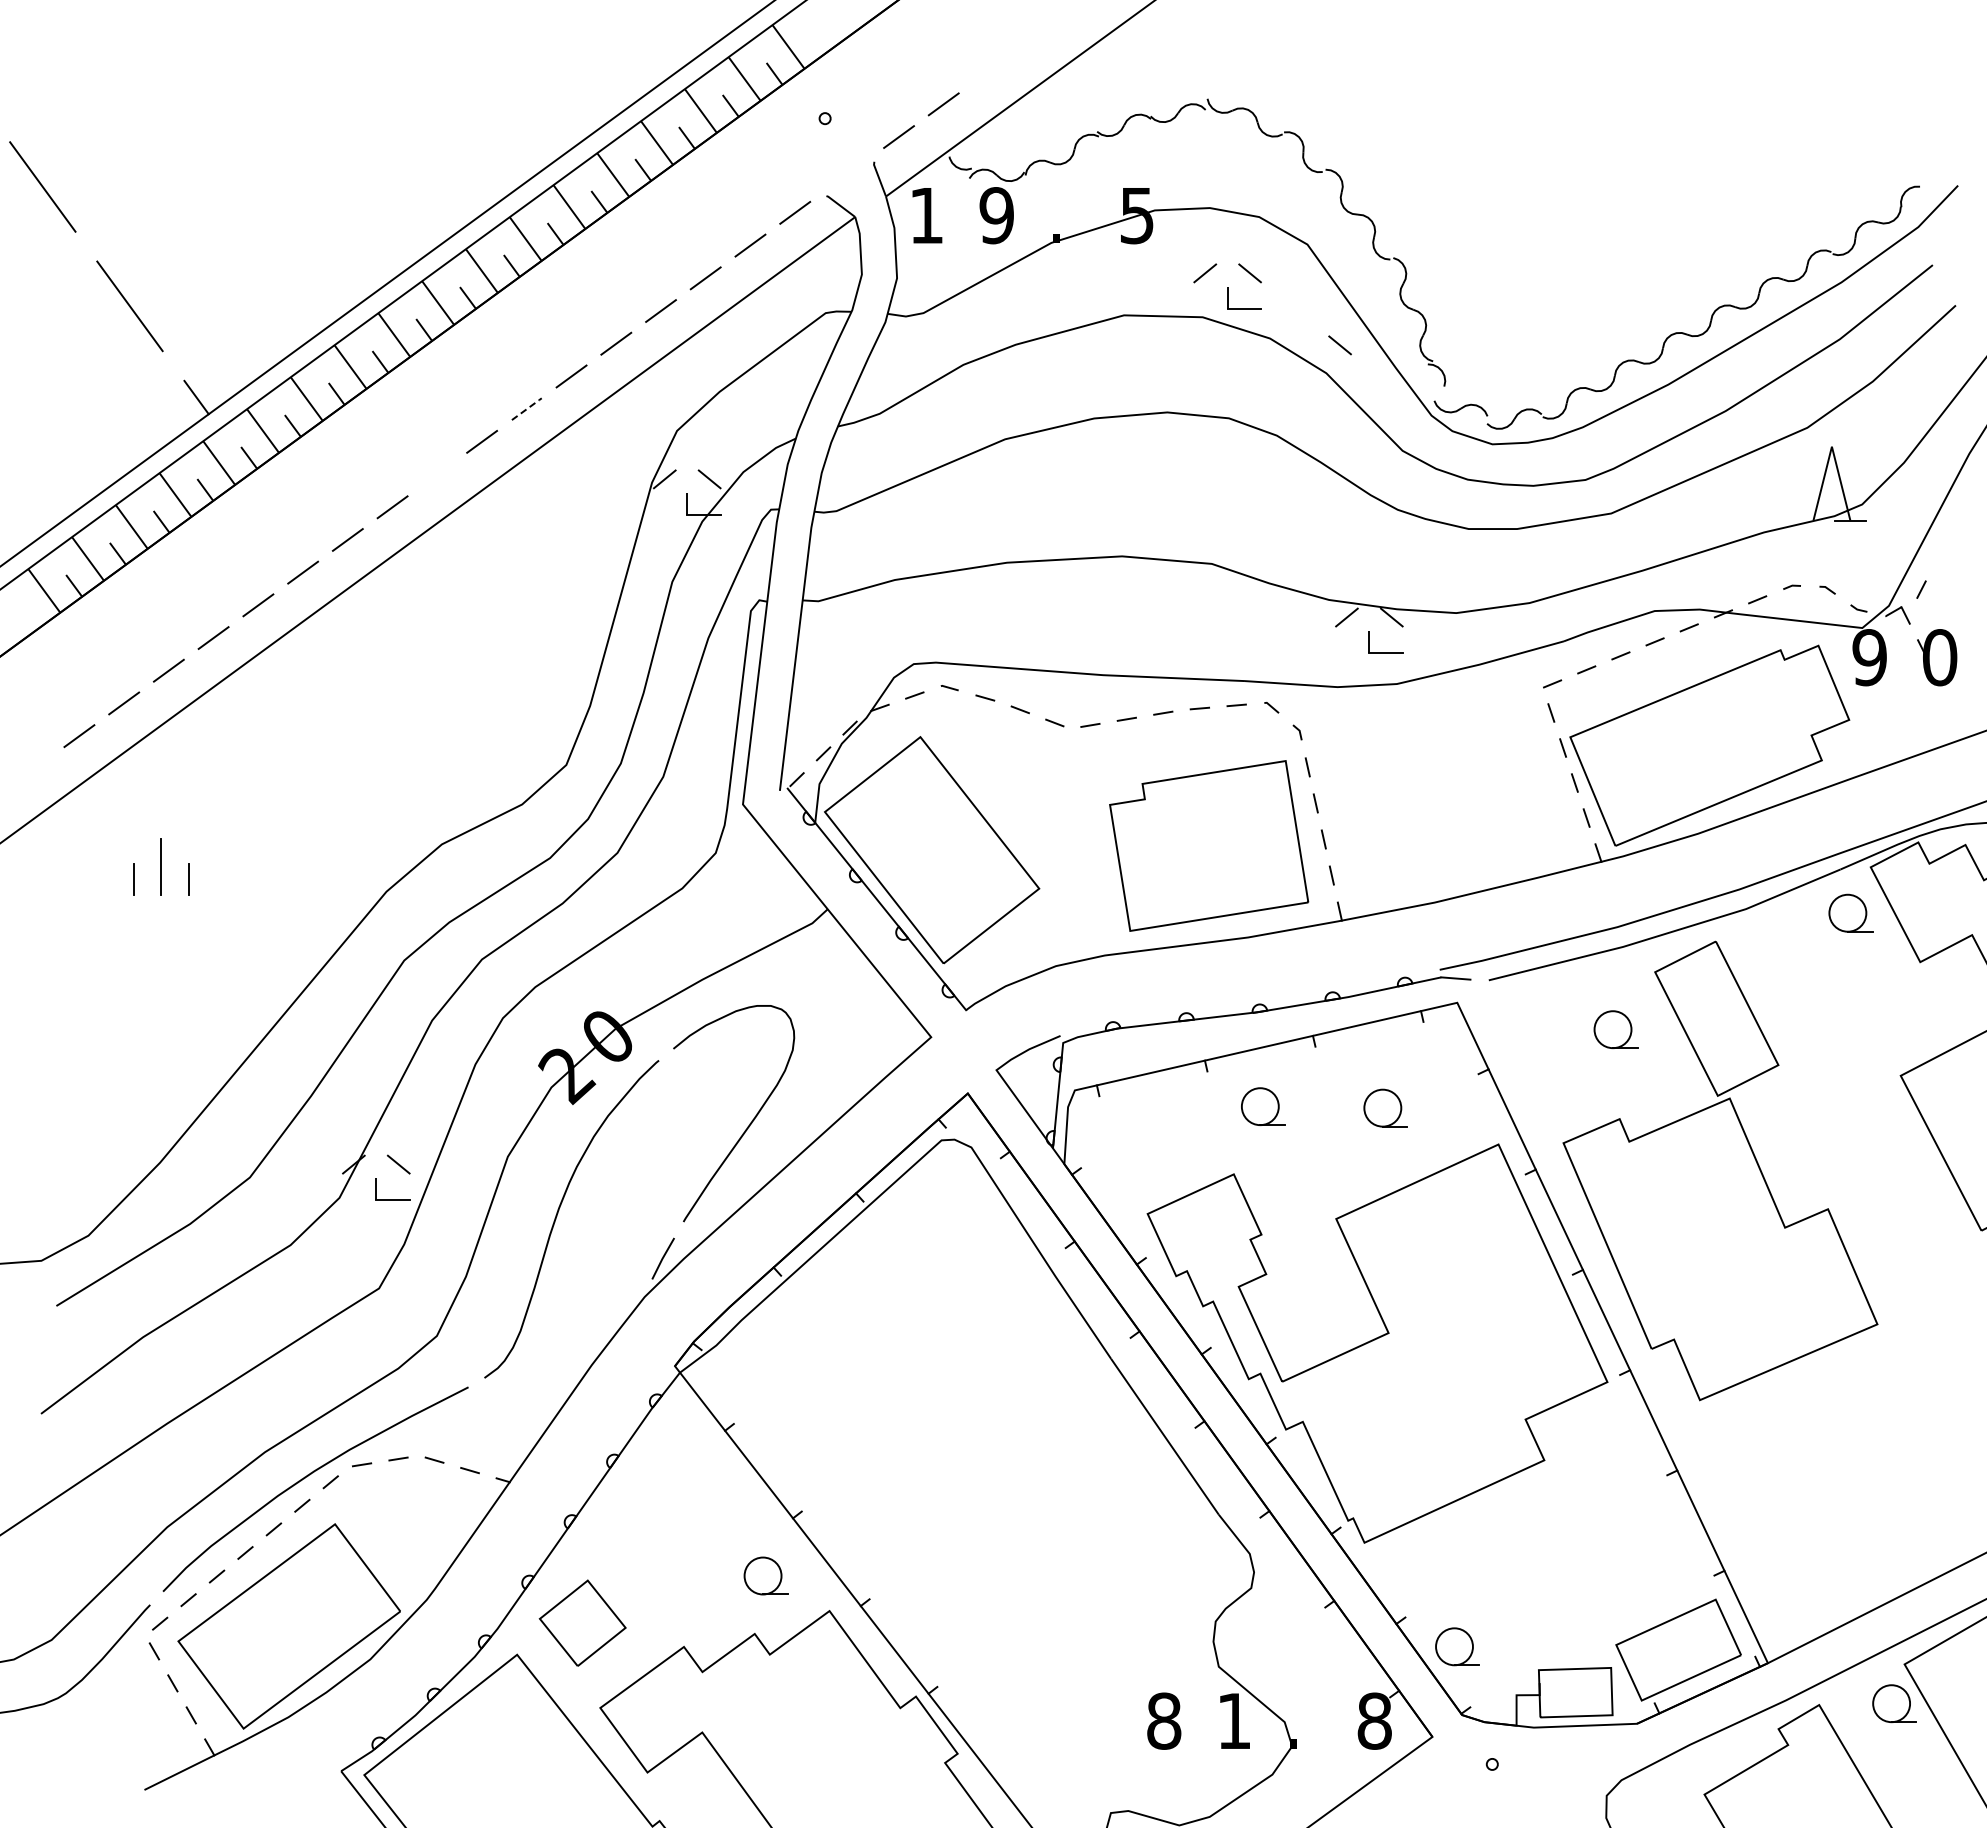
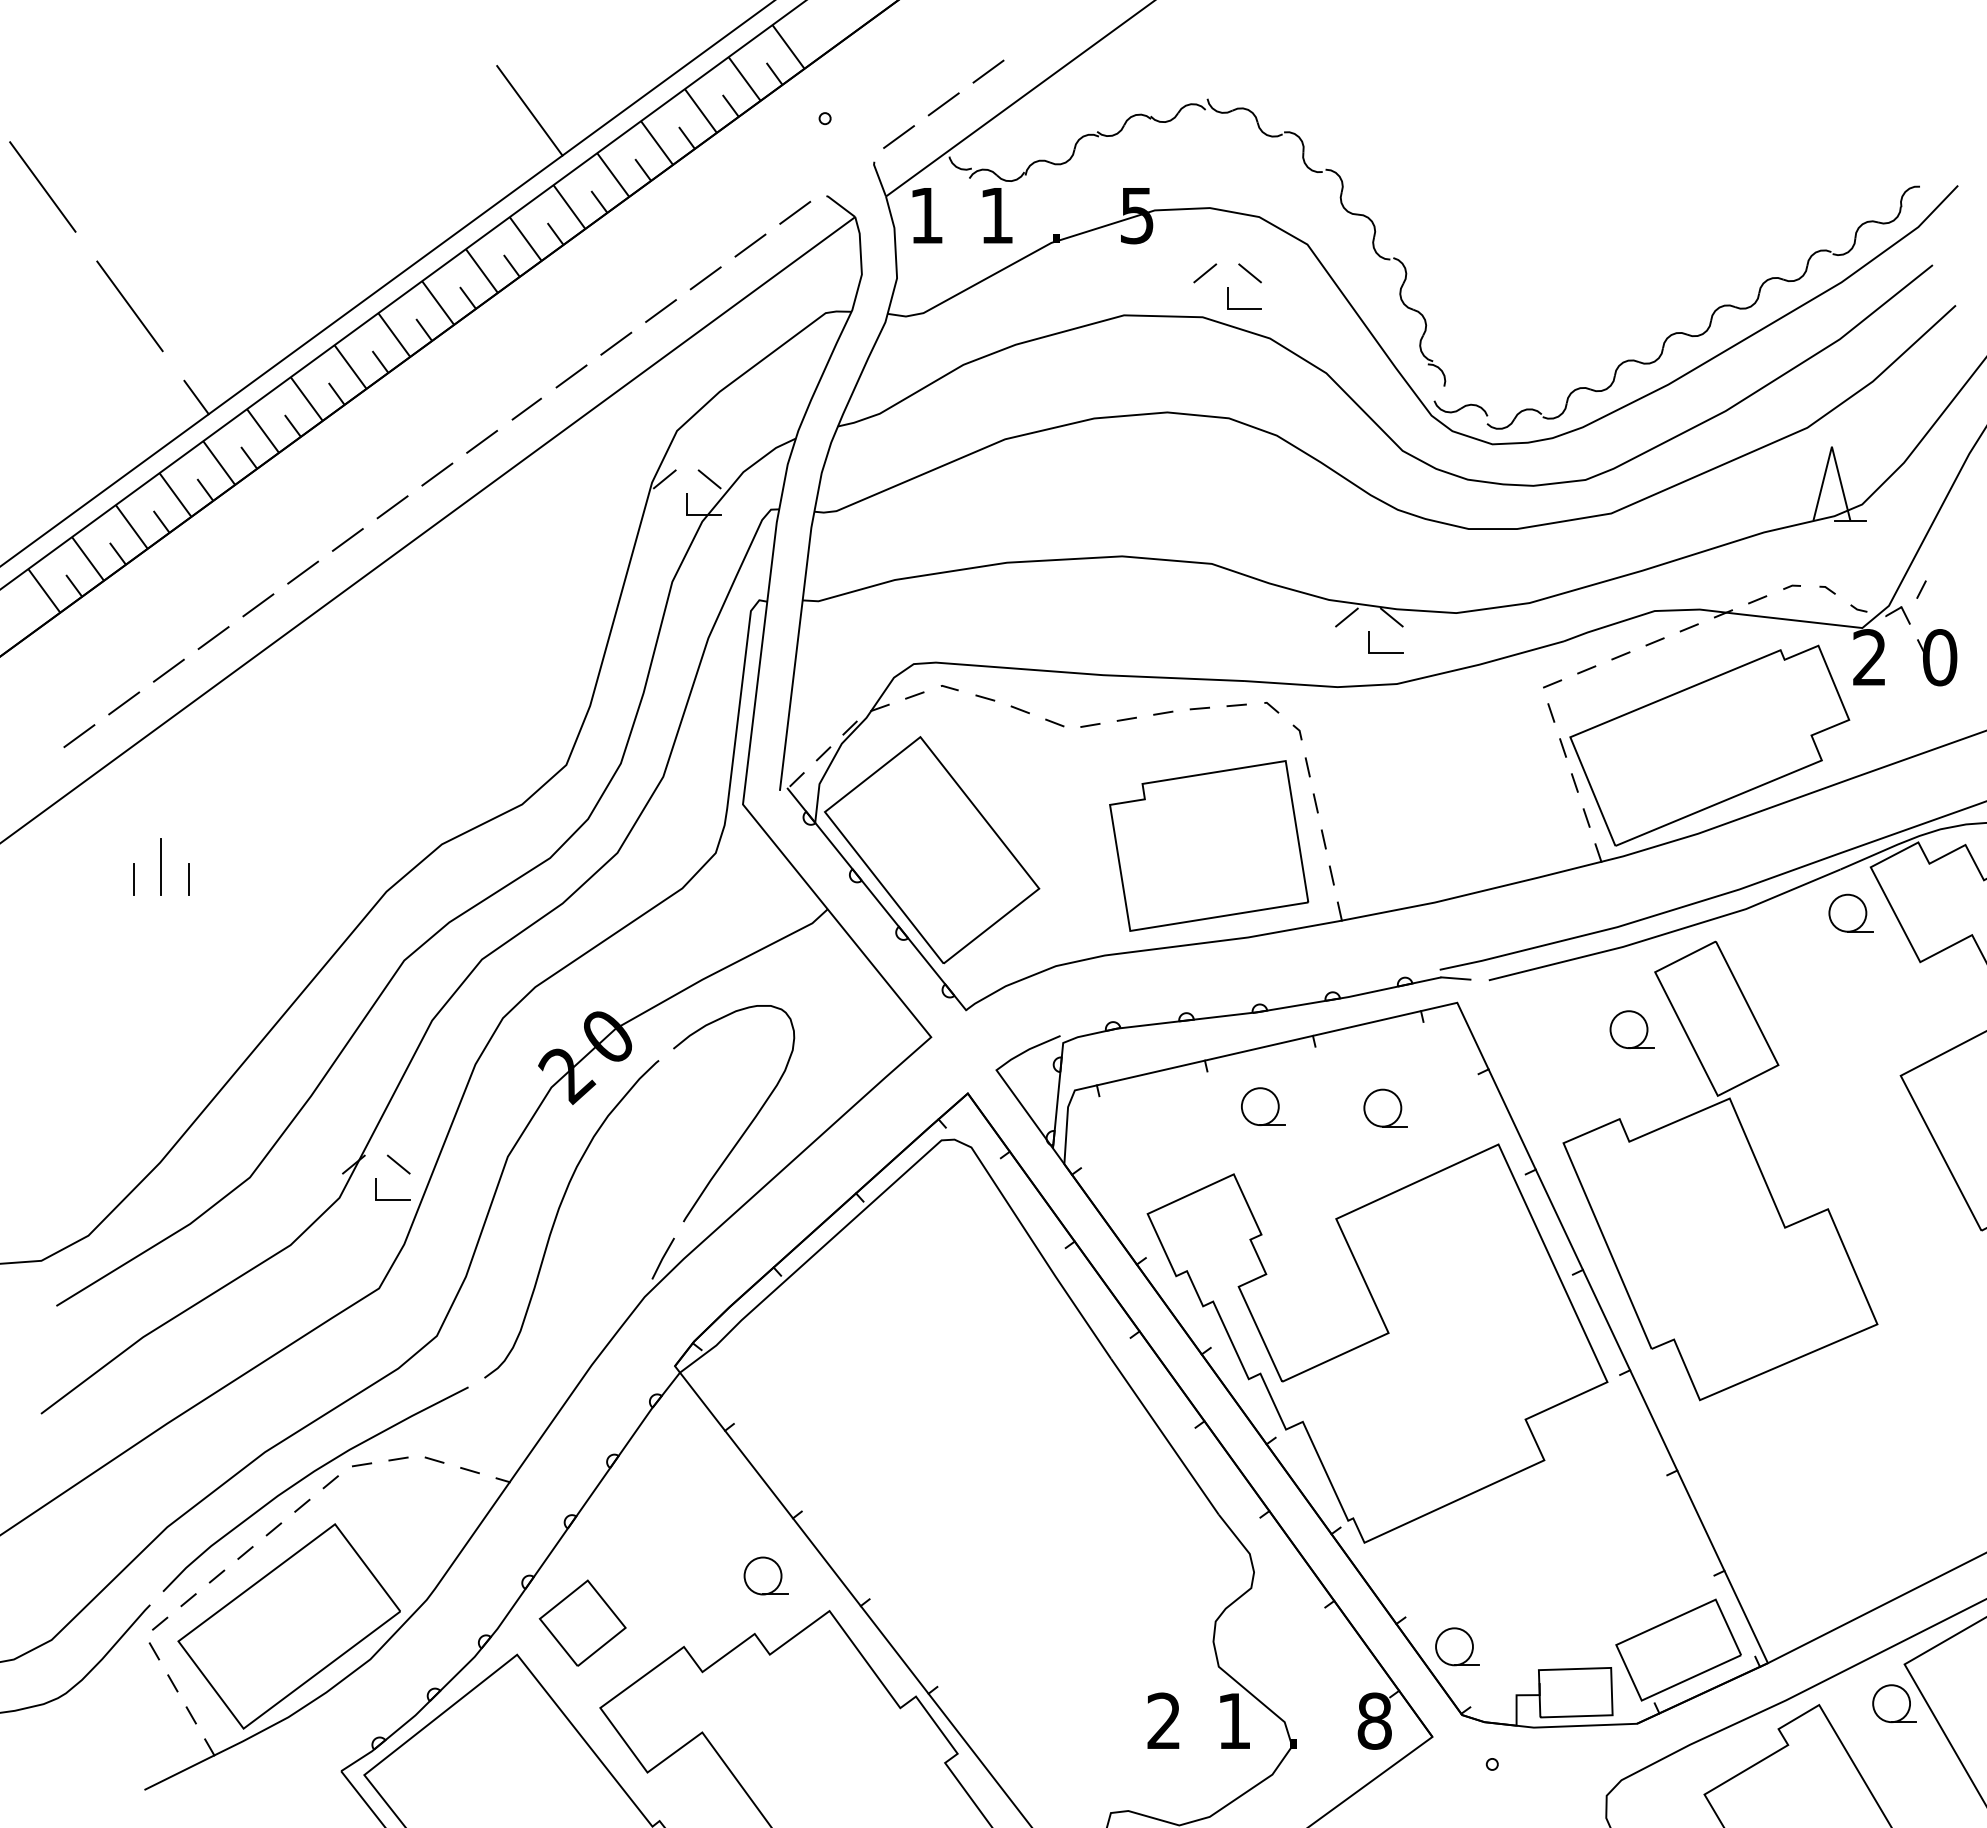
line: none -> present (988, 71)
line: none -> present (529, 110)
text: 9 -> 1 (996, 215)
line: present -> none (1339, 345)
line: dashed -> solid (527, 408)
line: none -> present (437, 474)
text: 9 -> 2 (1869, 657)
part position: (1615, 1029) -> (1631, 1029) (1631, 1029)
text: 8 -> 2 (1164, 1720)
